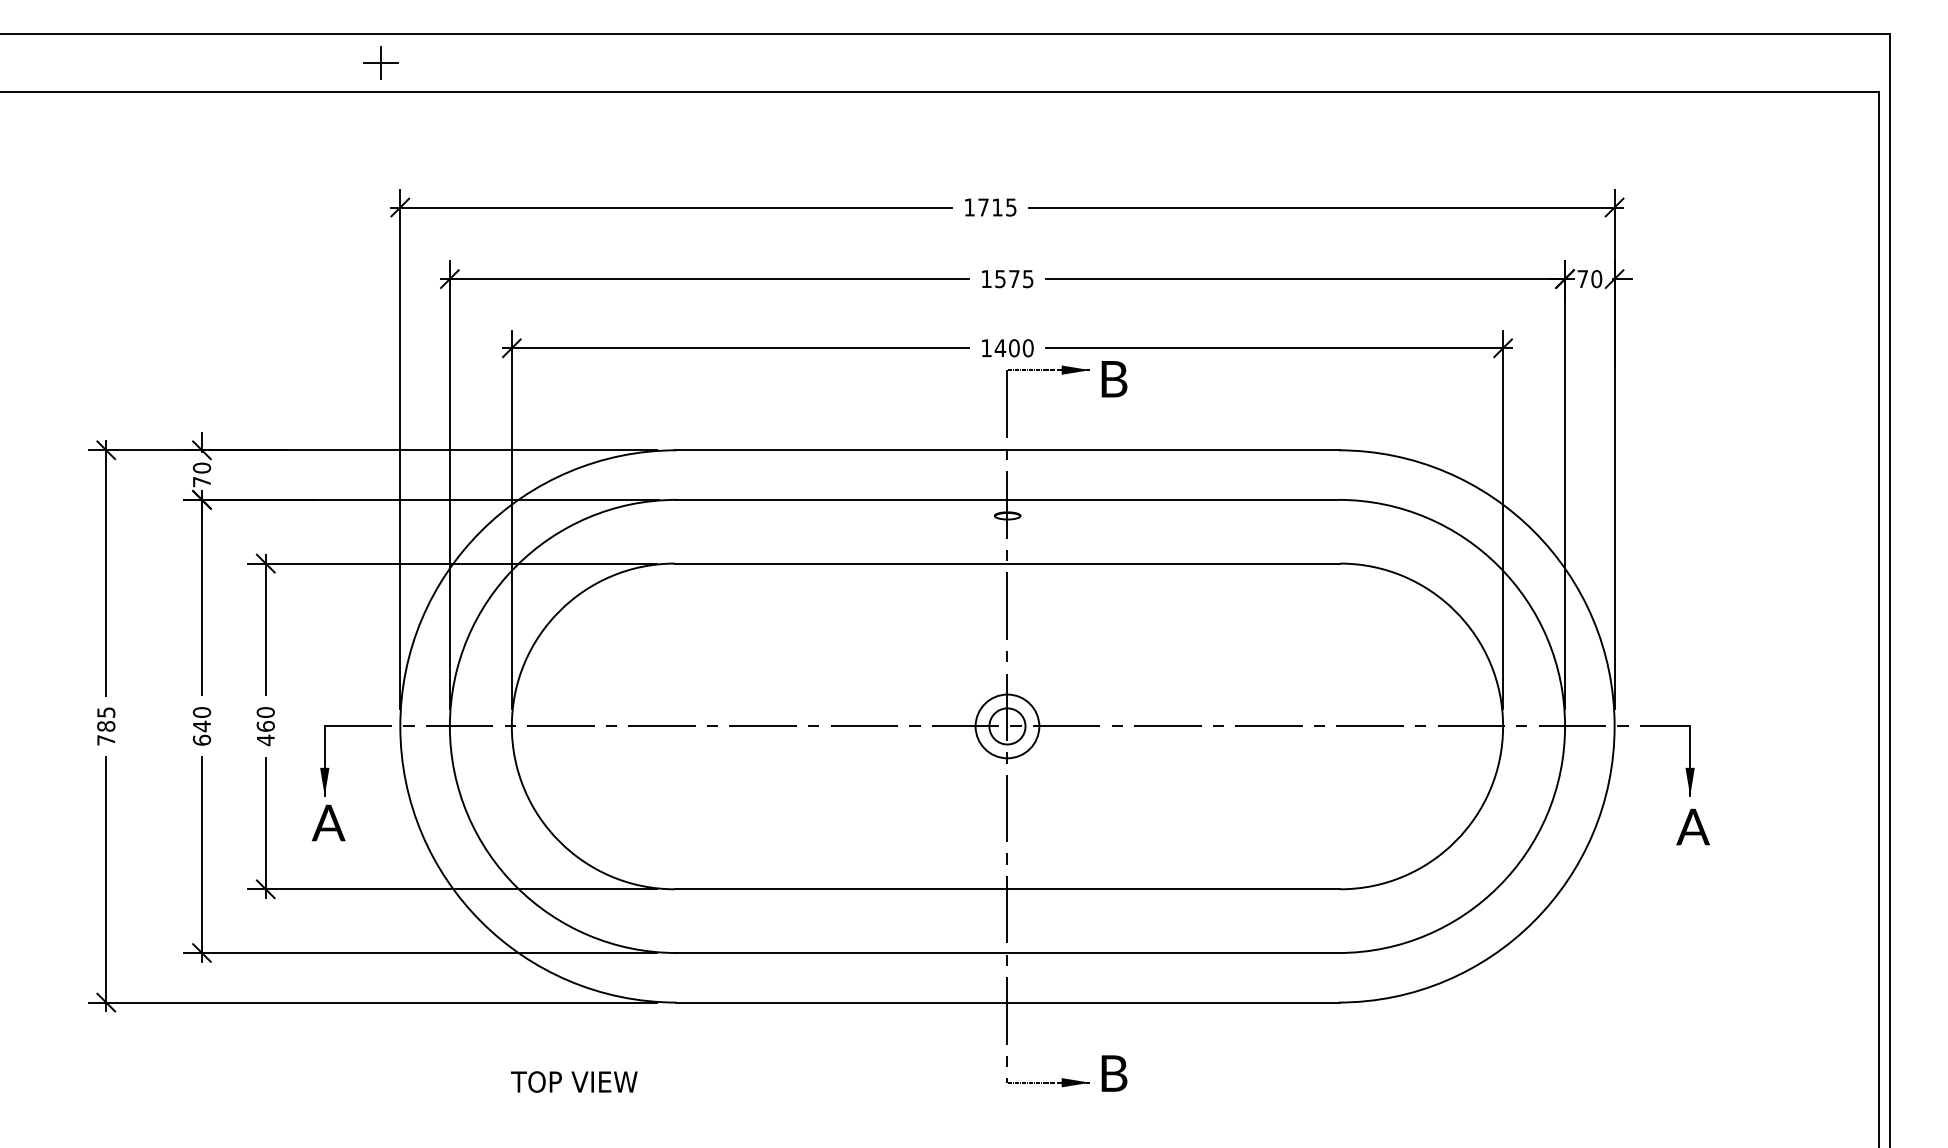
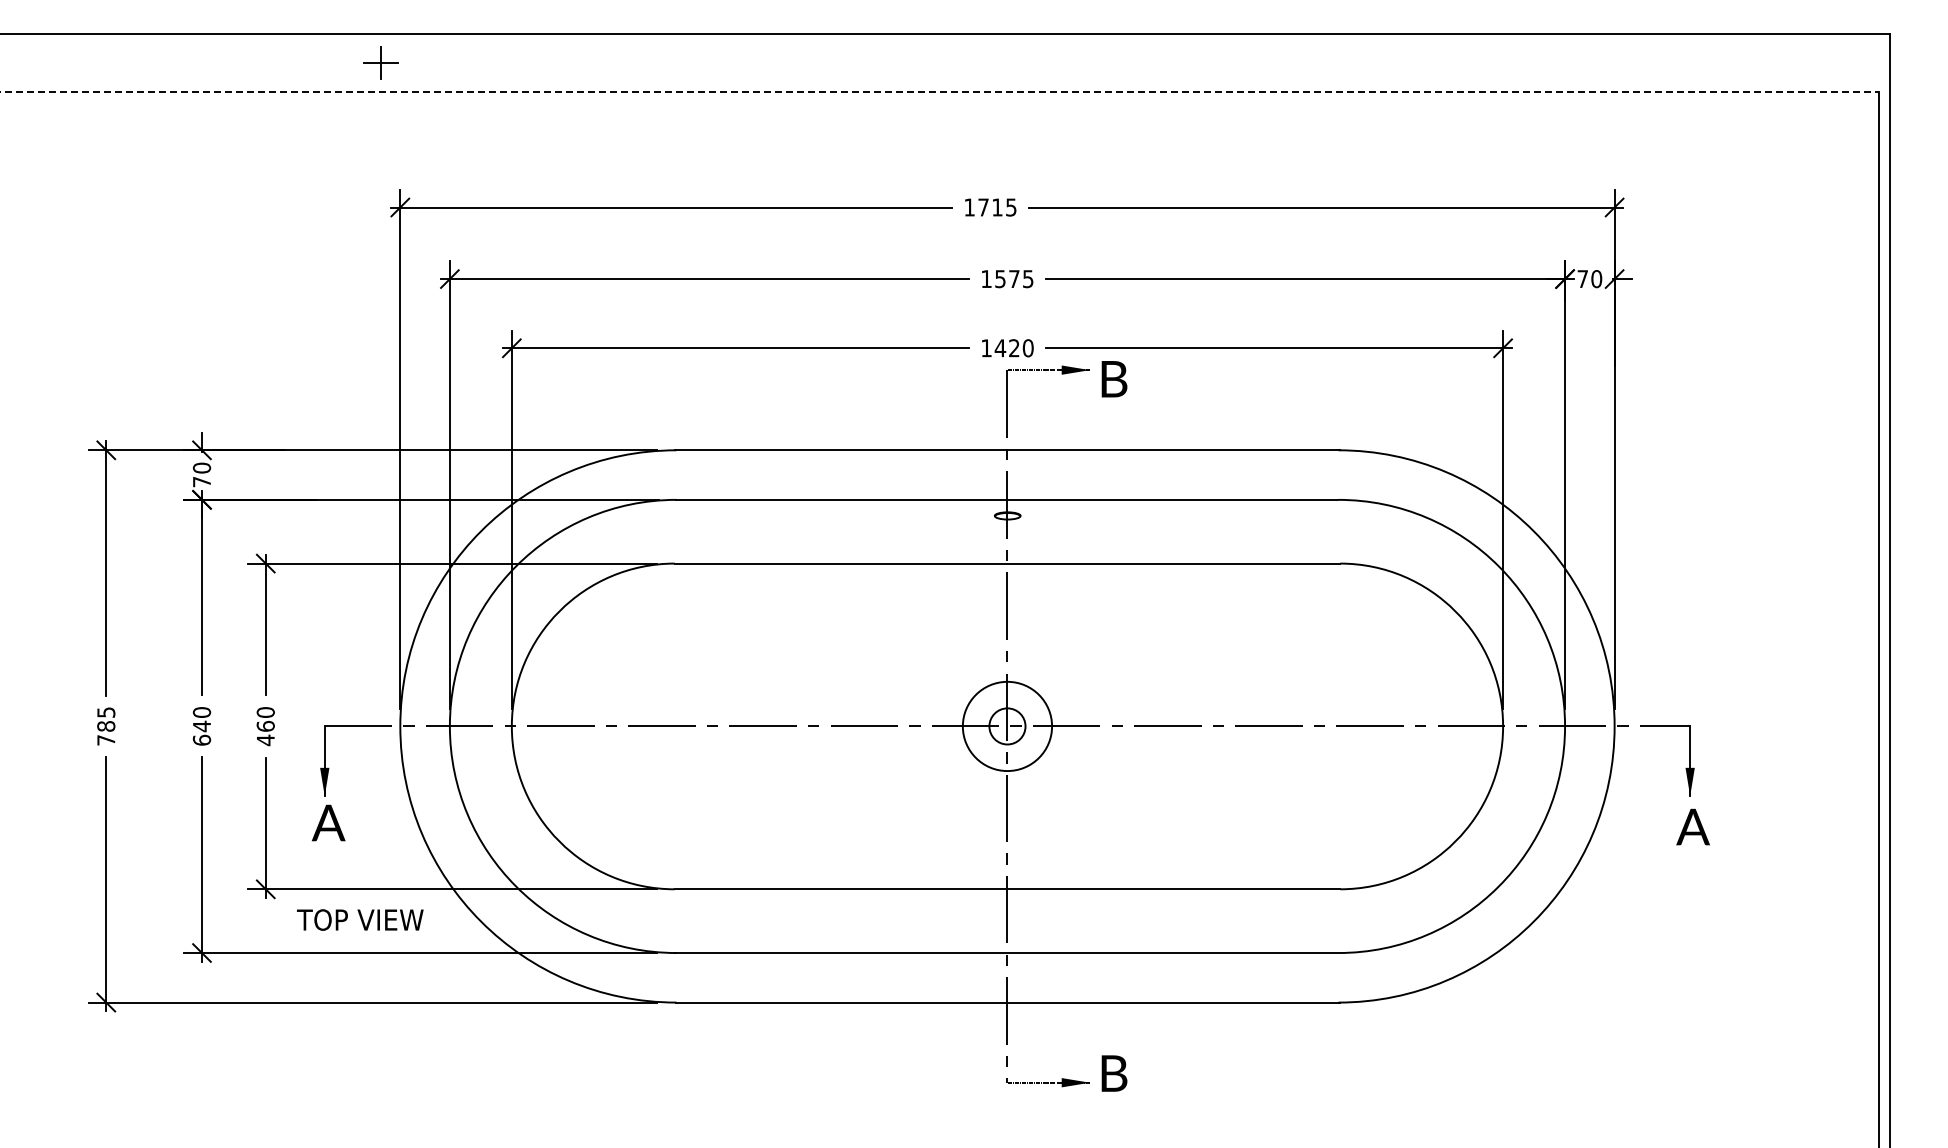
line: solid -> dashed (940, 92)
text: 1400 -> 1420 (1014, 348)
circle diameter: 64 px -> 89 px (1007, 726)
text position: (574, 1081) -> (360, 919) (360, 919)
